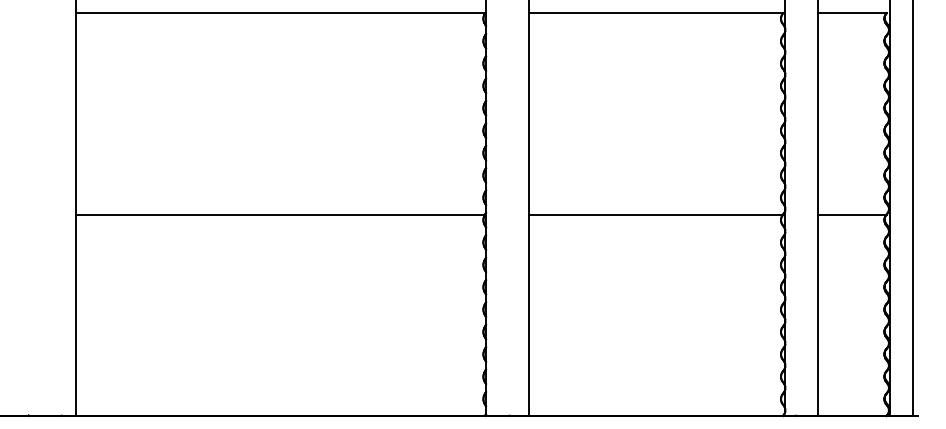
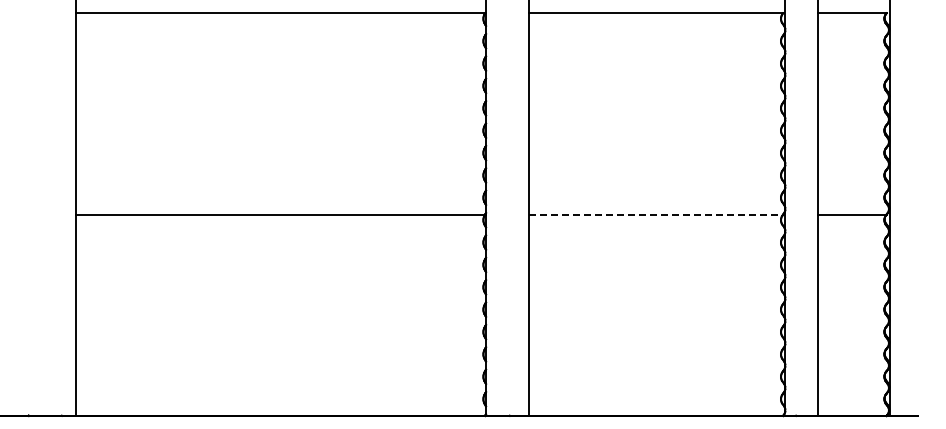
line: present -> none (913, 208)
line: solid -> dashed (656, 214)
